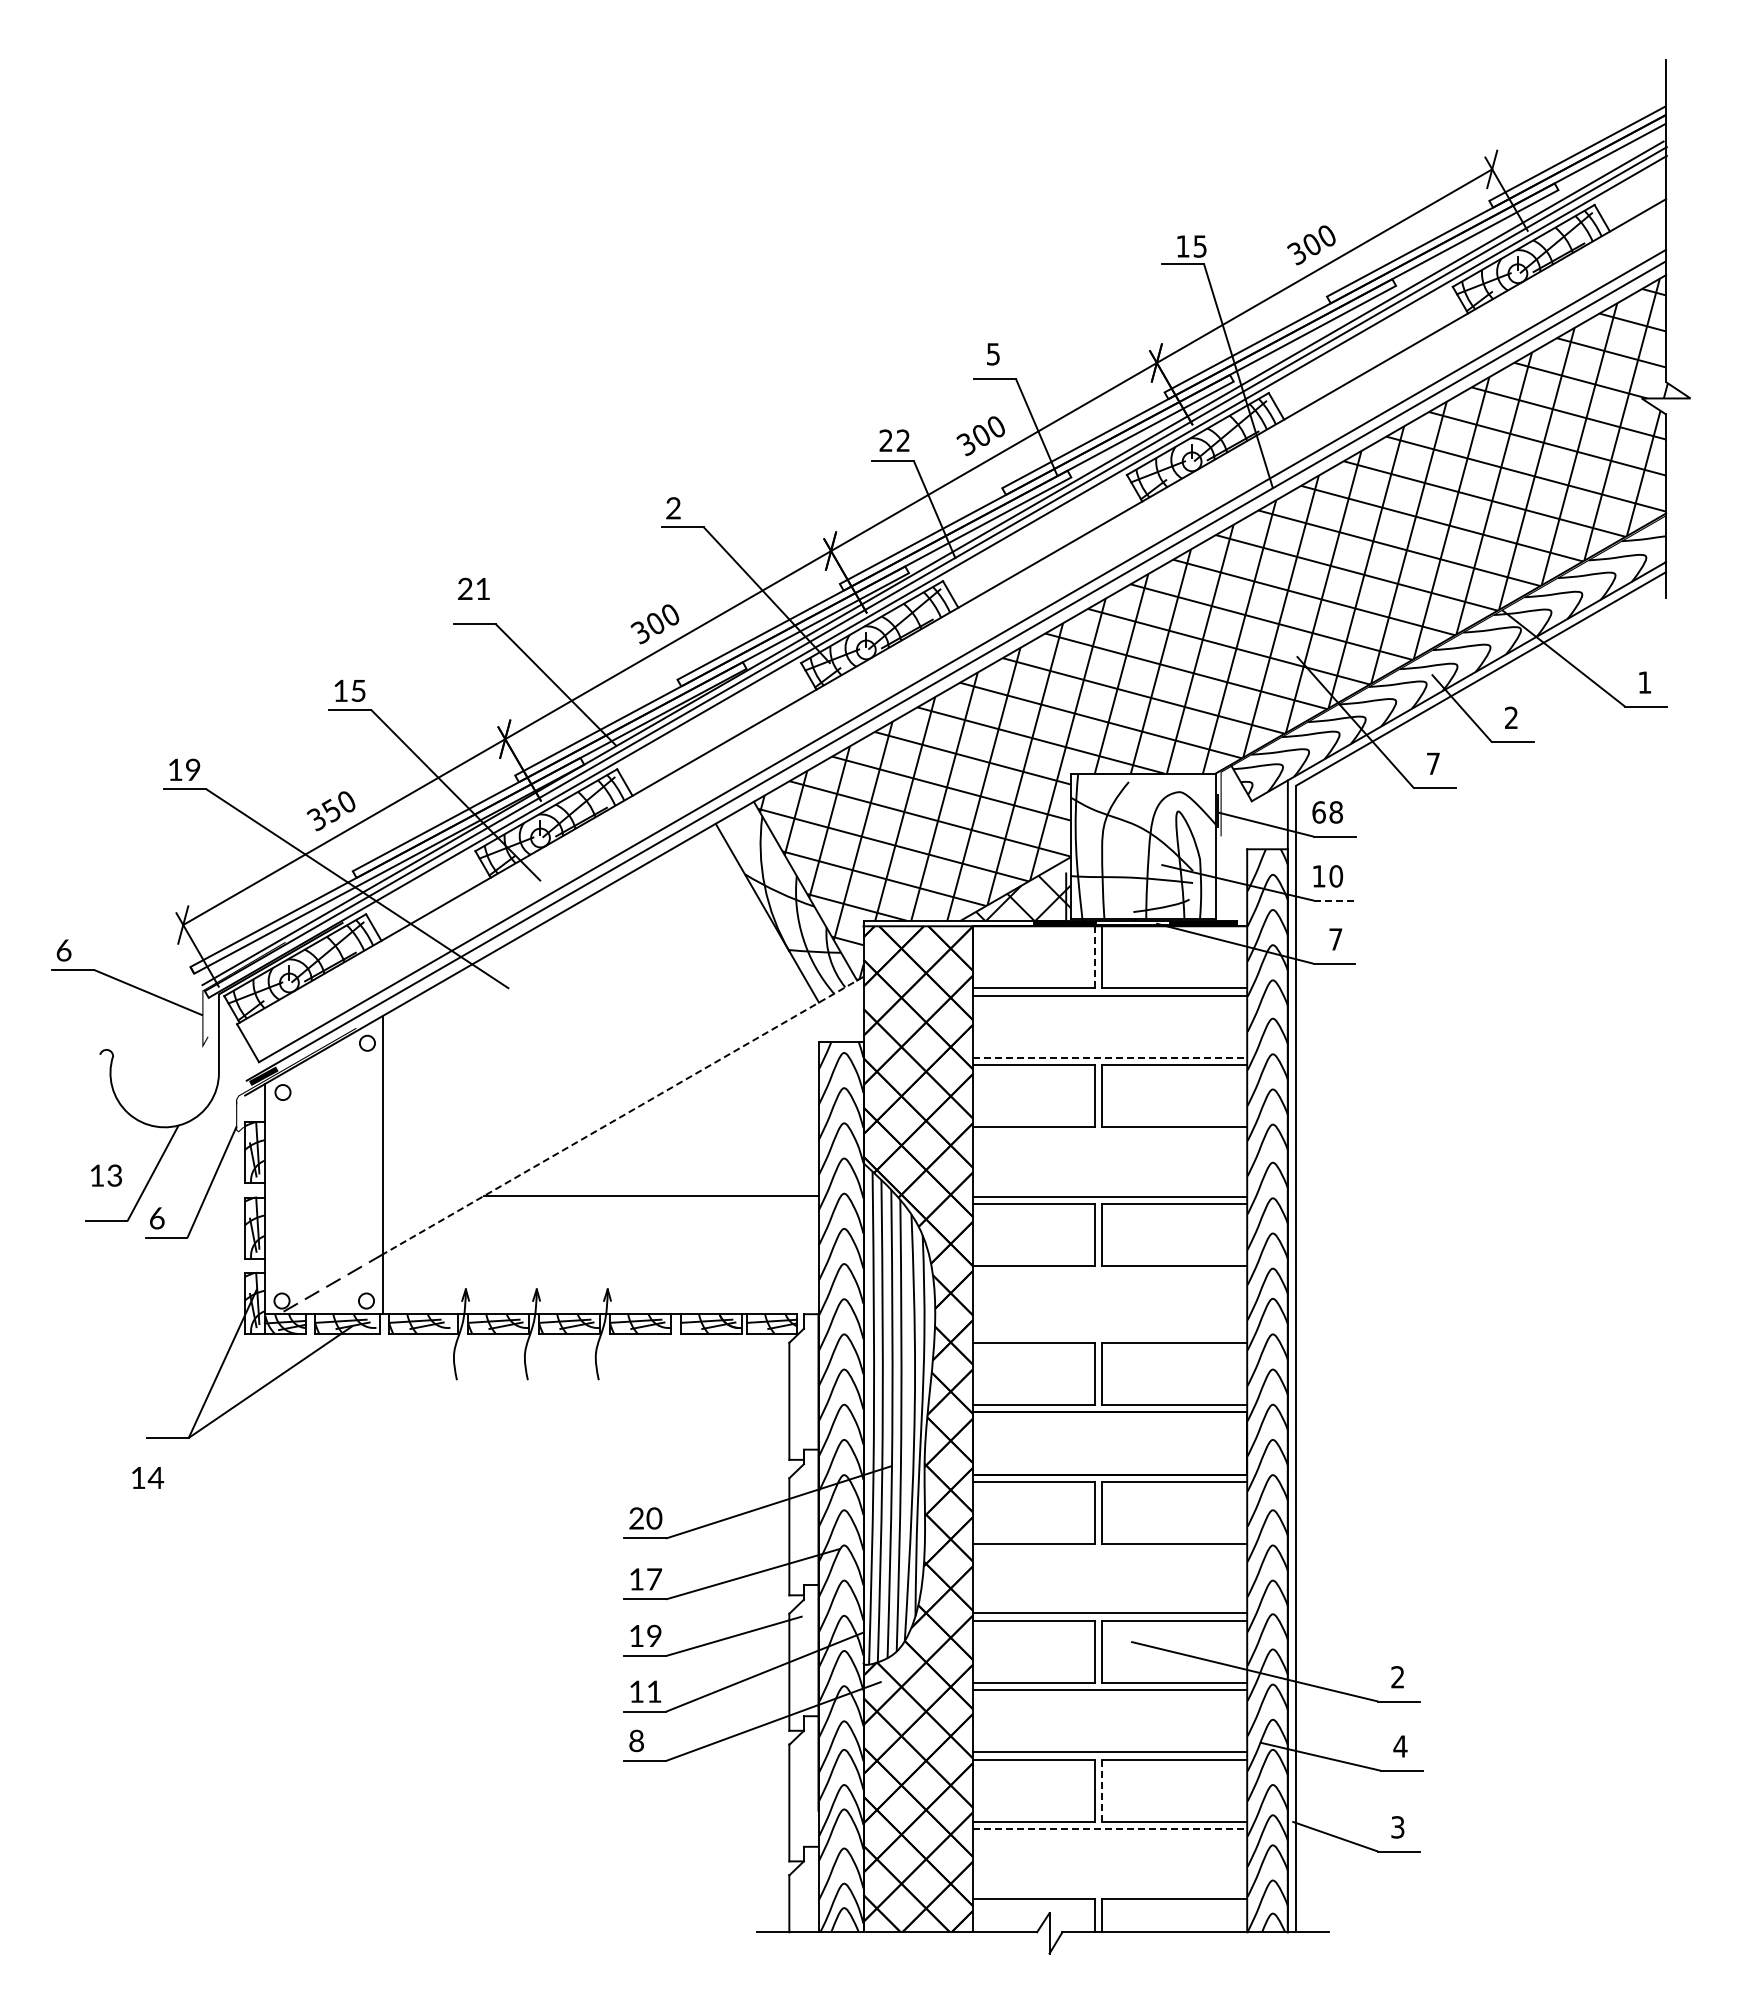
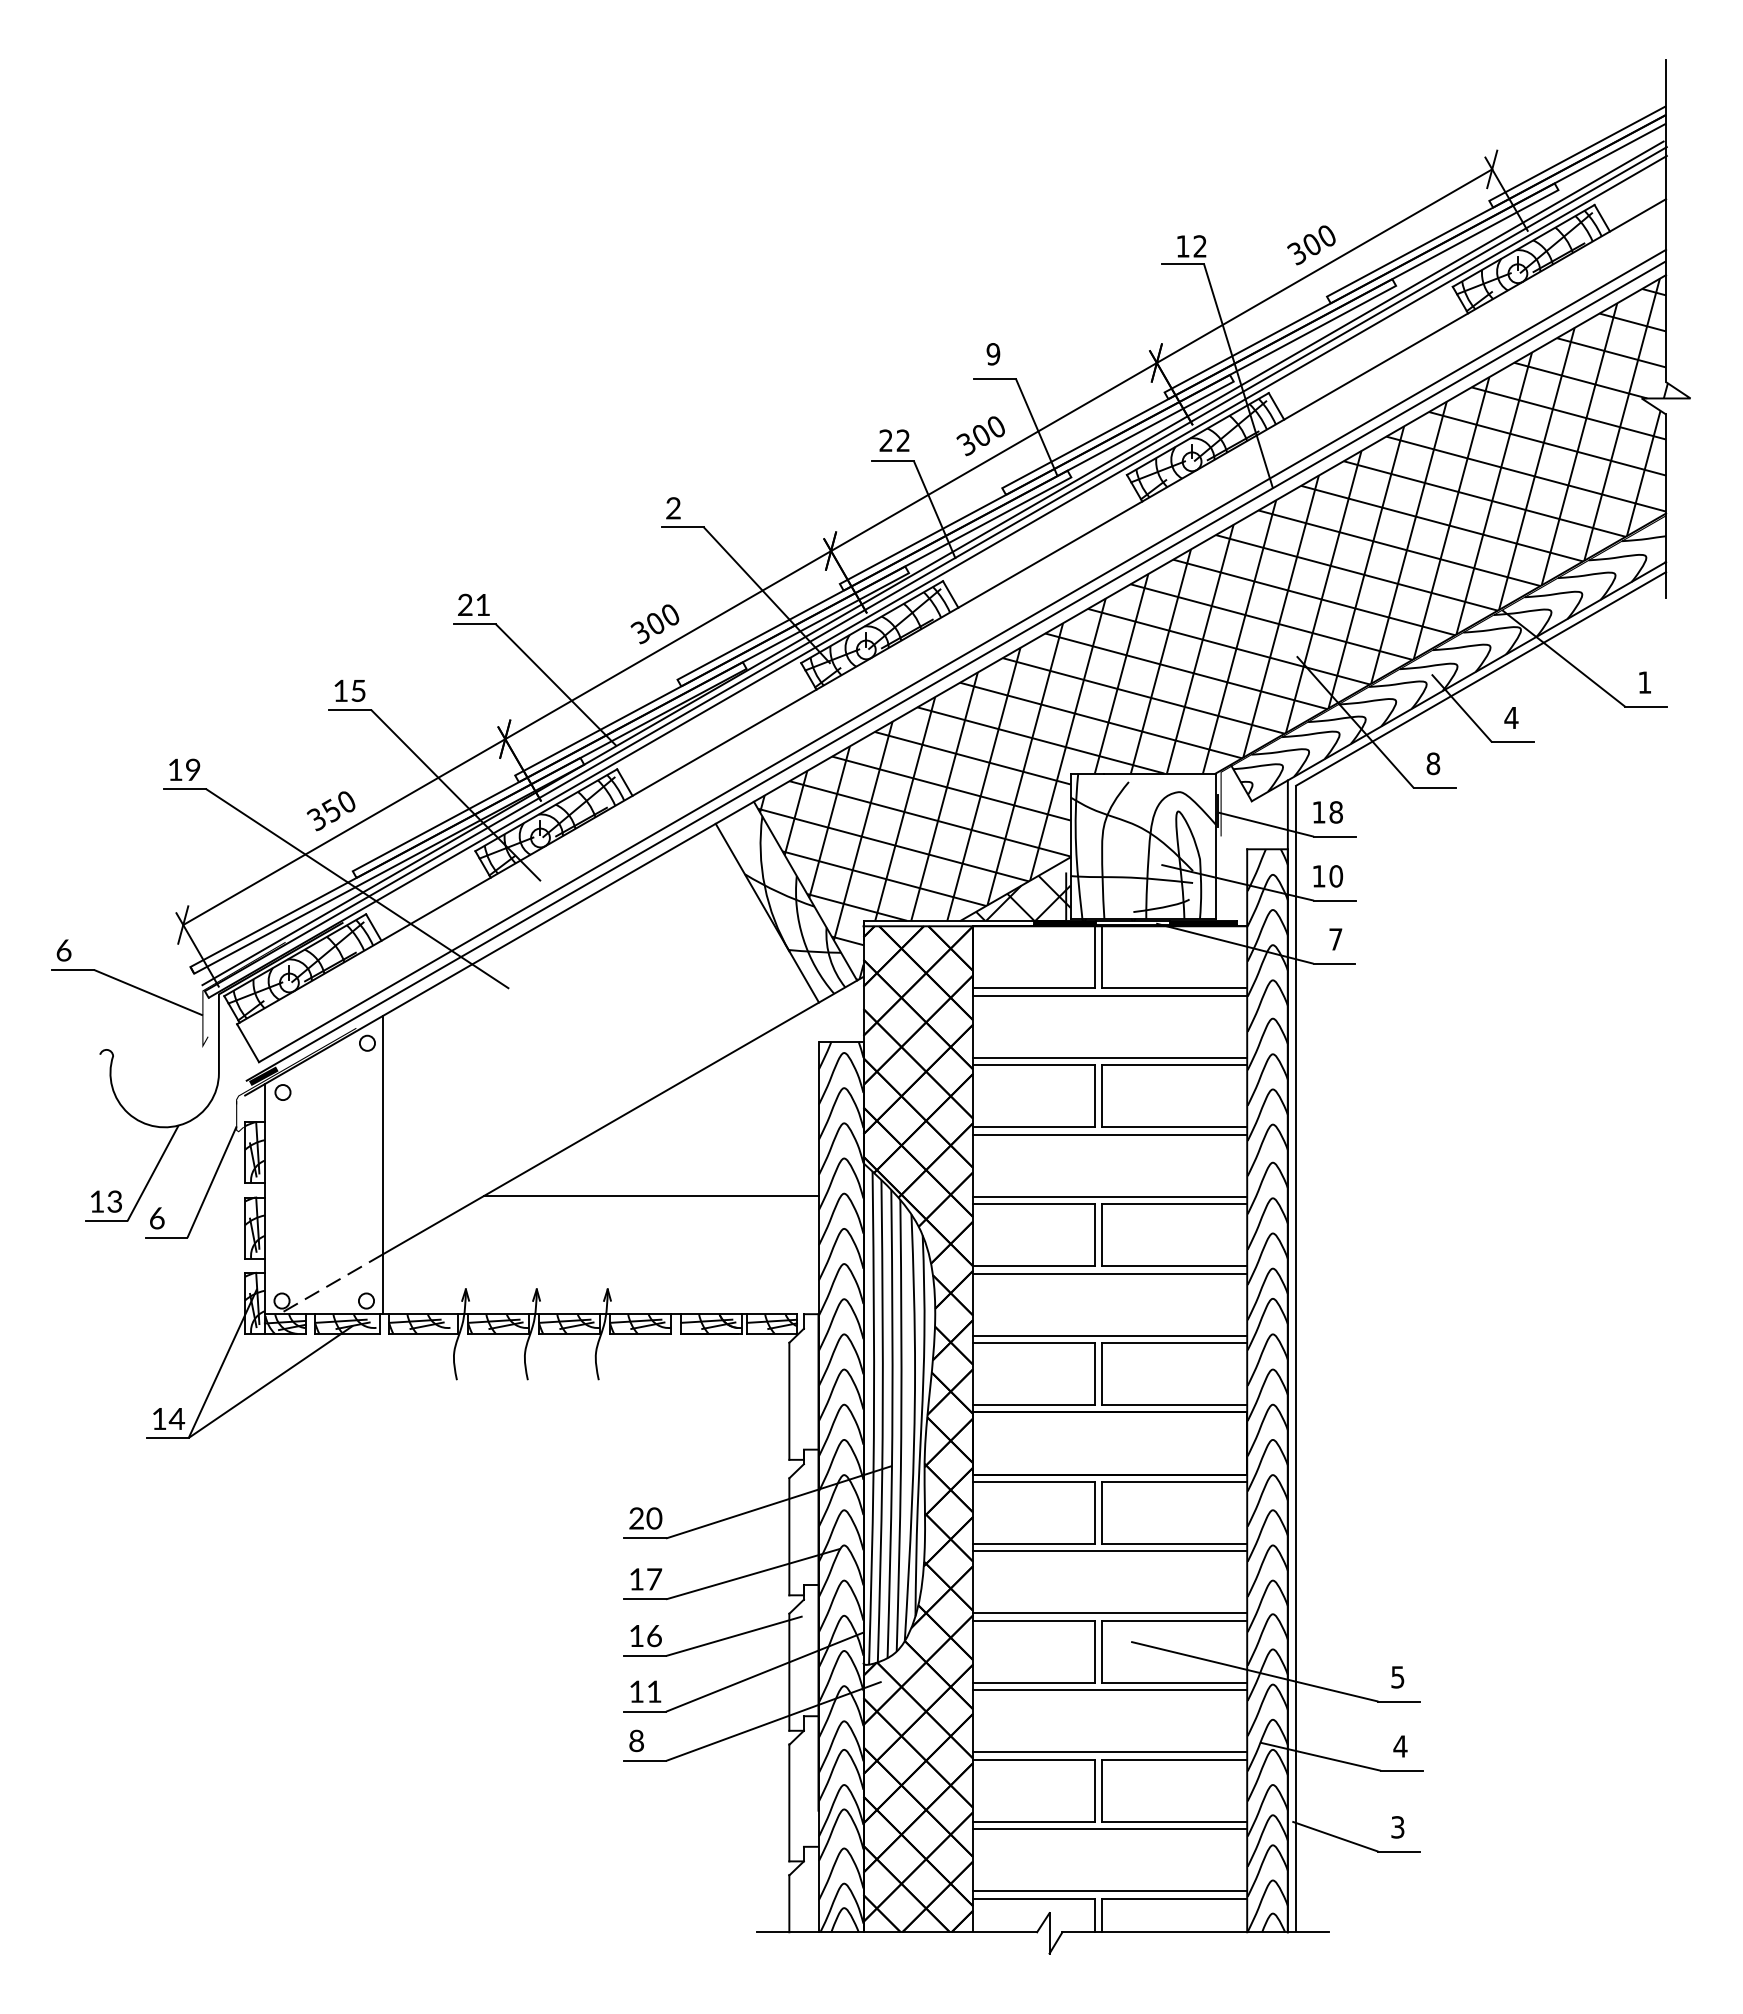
text: 15 -> 12 (1199, 246)
text: 5 -> 9 (993, 354)
text position: (473, 588) -> (473, 604) (473, 604)
text: 2 -> 4 (1511, 717)
text: 7 -> 8 (1433, 763)
text: 68 -> 18 (1318, 812)
line: dashed -> solid (1334, 900)
line: dashed -> solid (1094, 957)
line: dashed -> solid (1110, 1057)
line: dashed -> solid (622, 1115)
line: none -> present (1110, 1134)
text position: (106, 1175) -> (106, 1201) (106, 1201)
line: none -> present (1110, 1273)
line: none -> present (1110, 1335)
text position: (148, 1477) -> (169, 1418) (169, 1418)
line: none -> present (1110, 1551)
text: 19 -> 16 (654, 1635)
text: 2 -> 5 (1397, 1677)
line: dashed -> solid (1102, 1791)
line: dashed -> solid (1110, 1829)
line: none -> present (1110, 1891)
